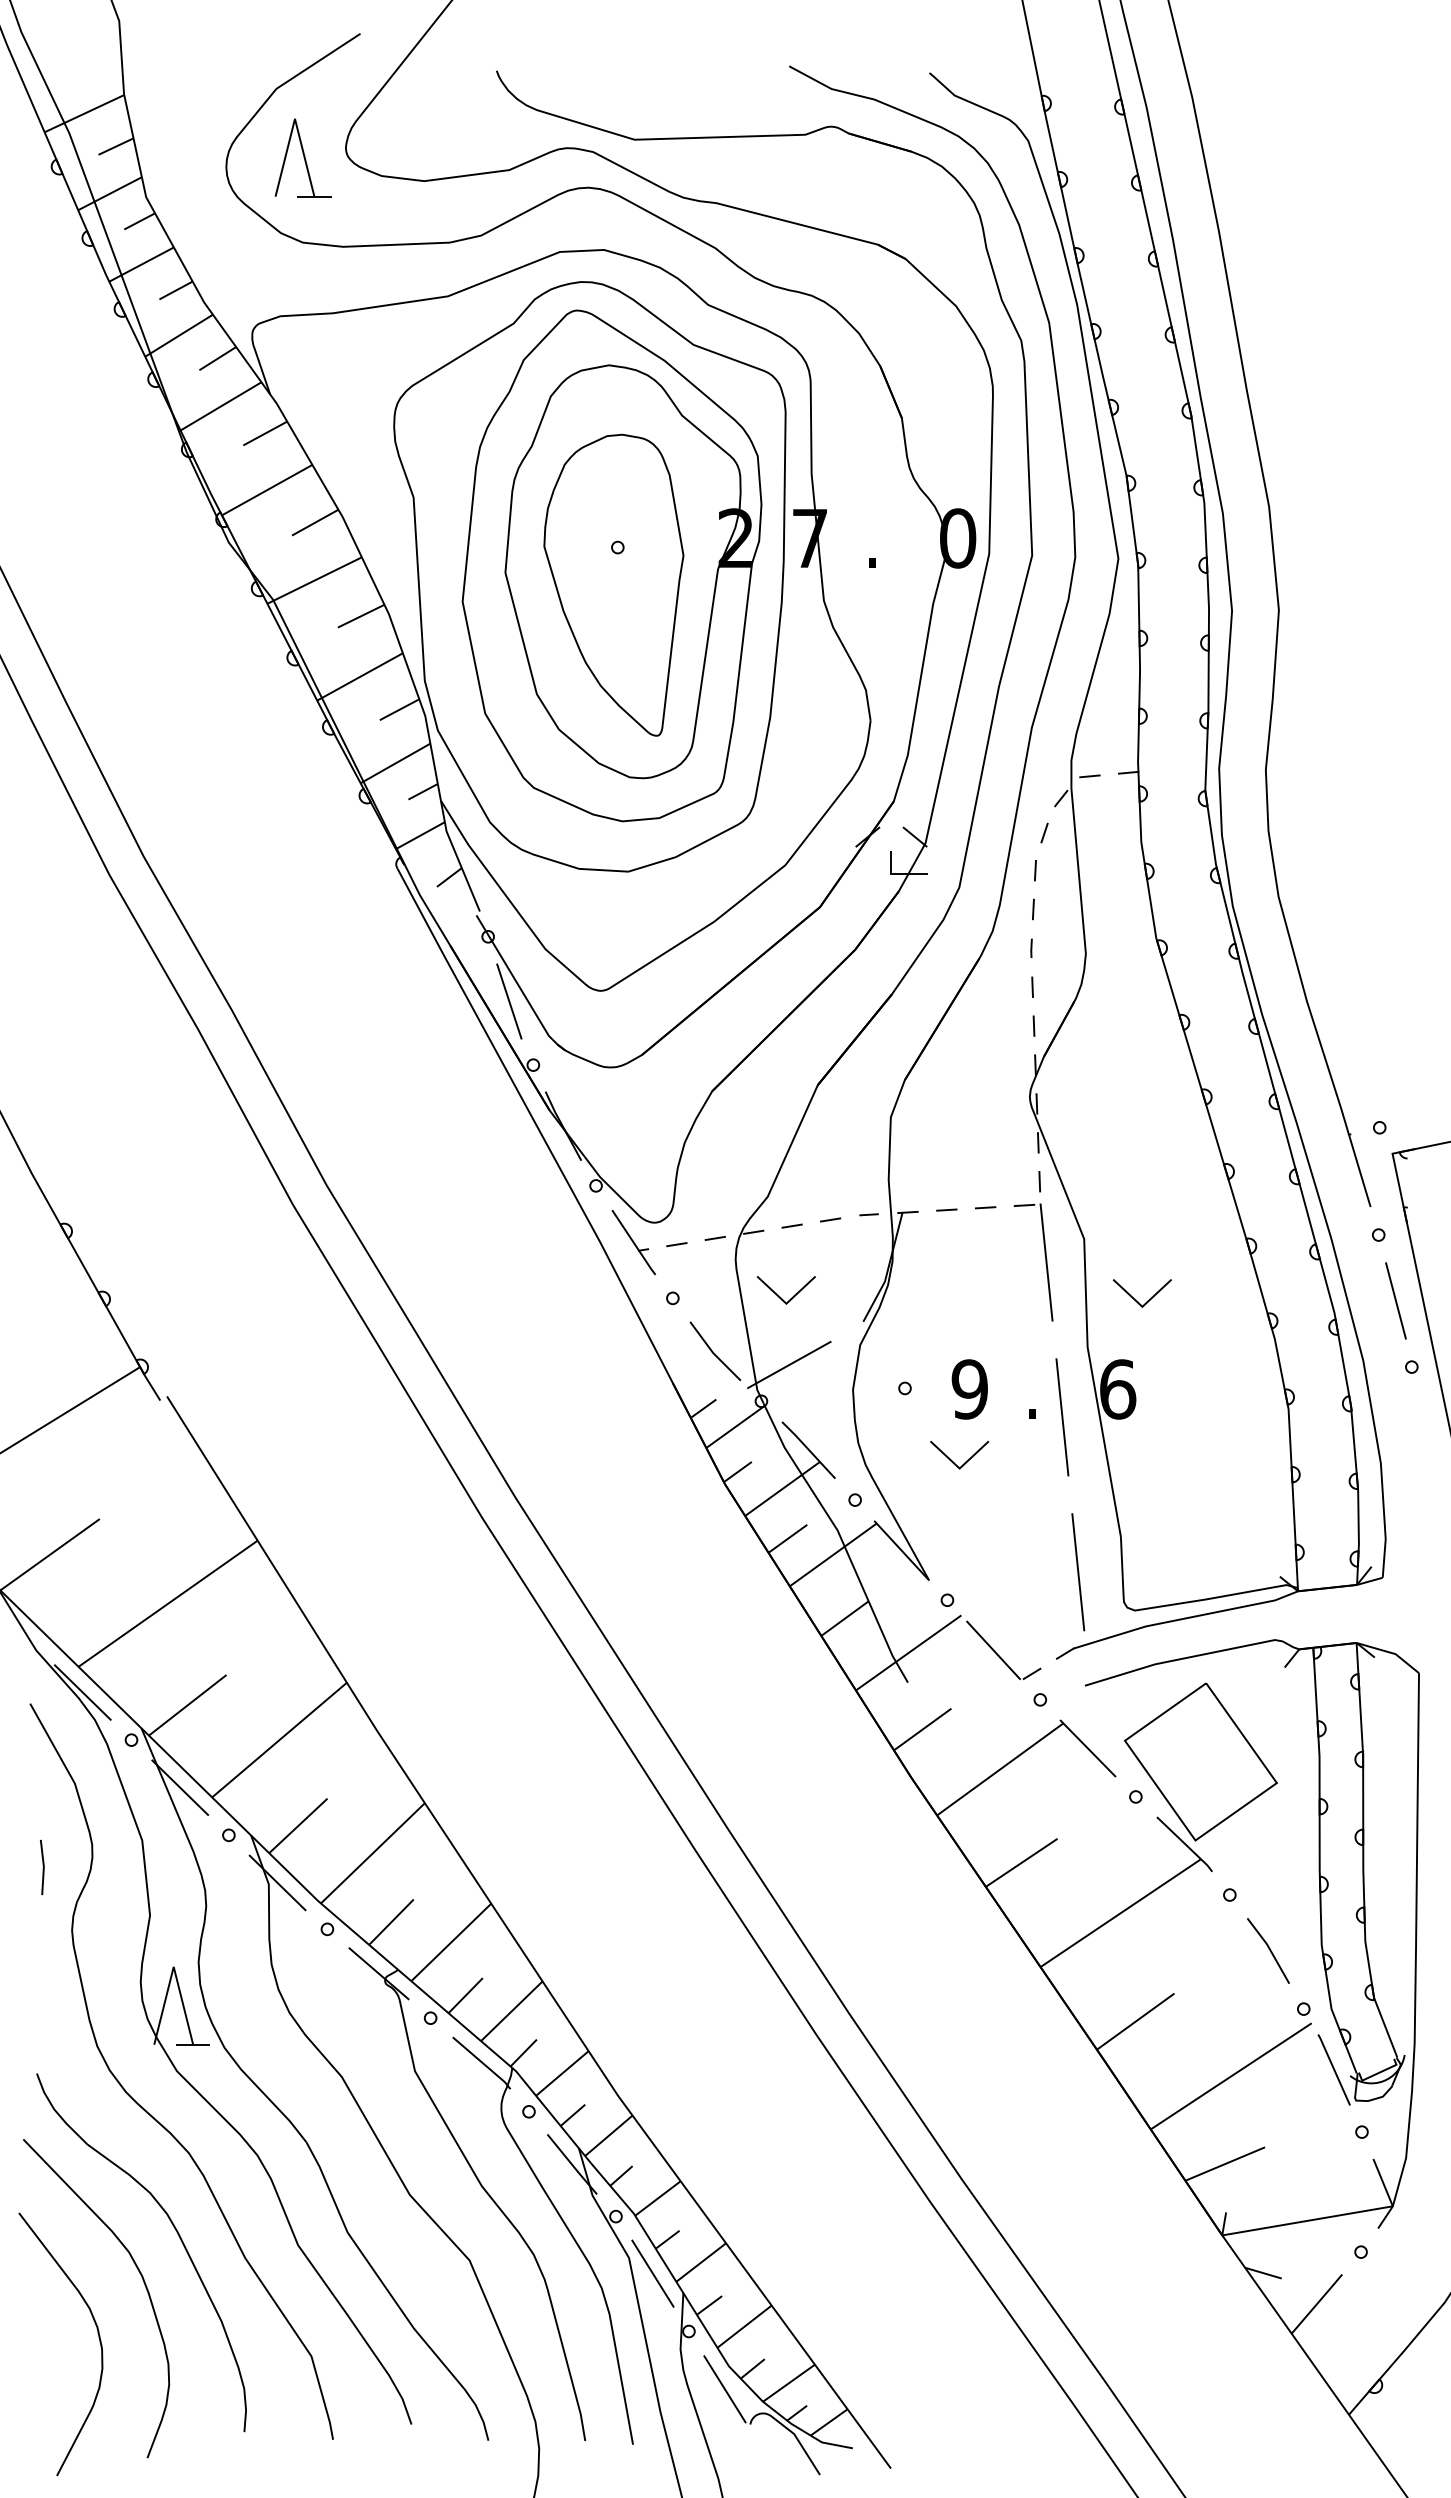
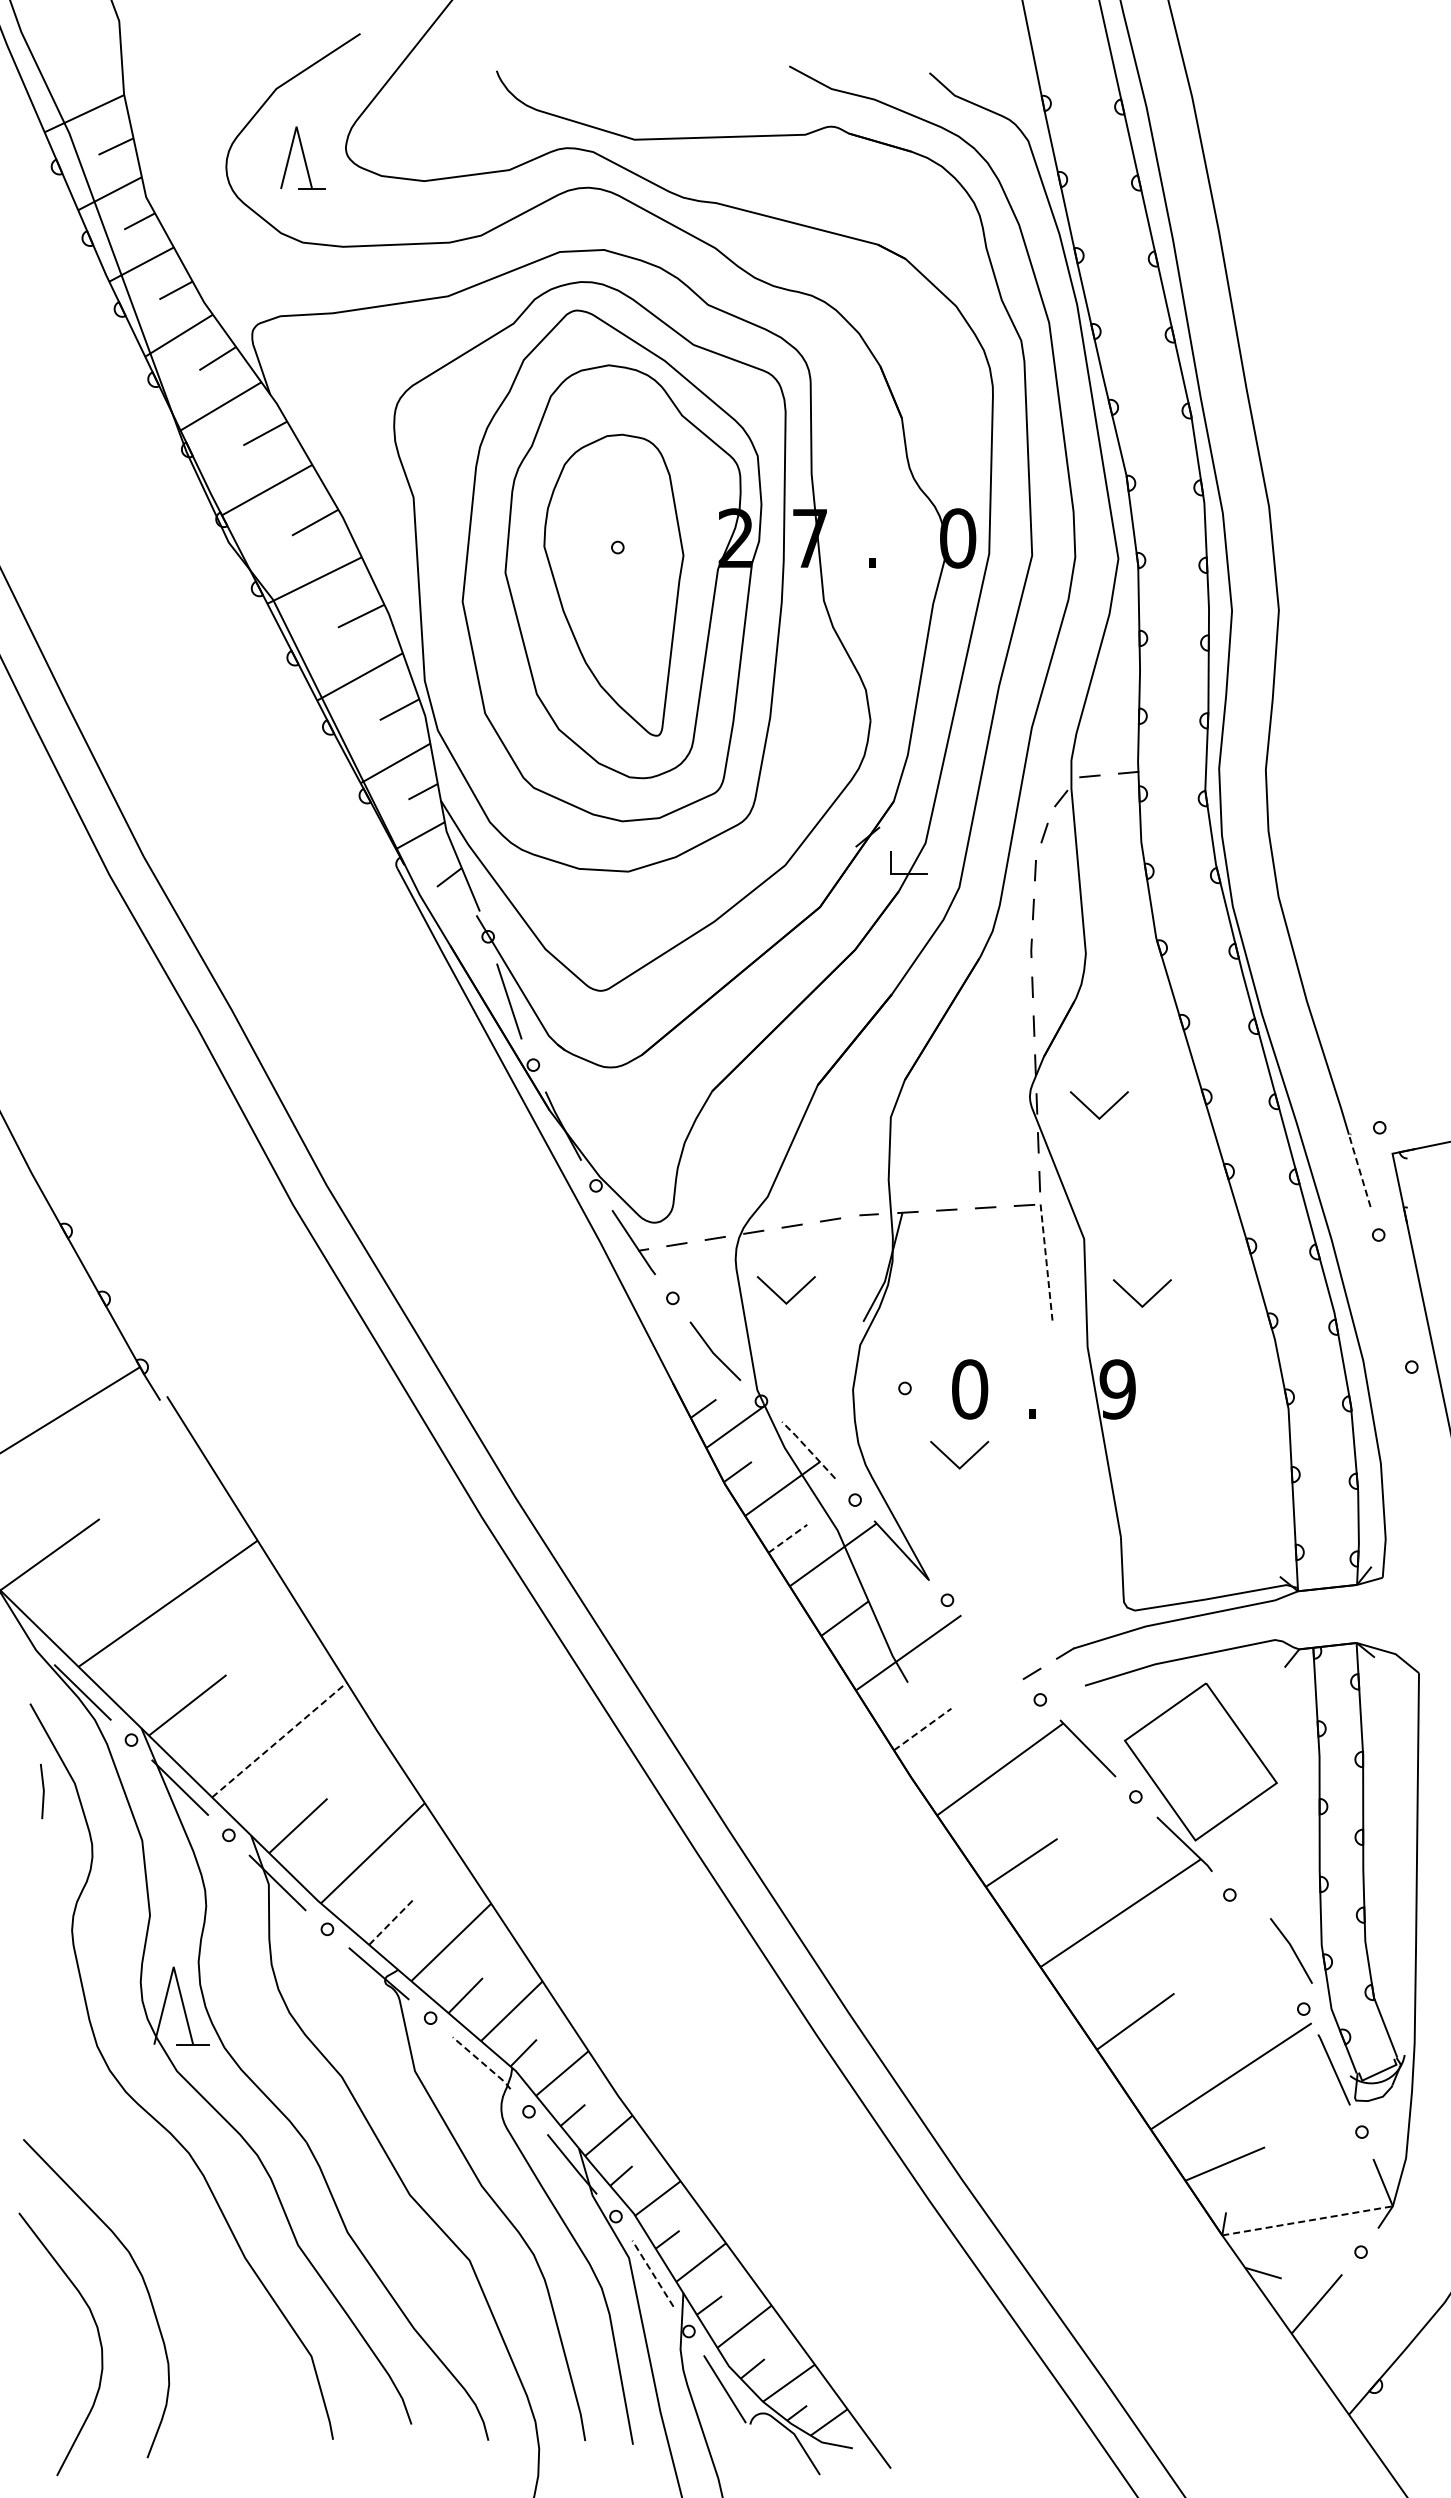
part size: 58x80 px -> 46x64 px (302, 157)
line: present -> none (914, 836)
line: none -> present (1093, 1111)
line: solid -> dashed (1359, 1168)
line: solid -> dashed (1046, 1263)
line: present -> none (1395, 1300)
line: present -> none (789, 1364)
text: 9 -> 0 (969, 1389)
text: 6 -> 9 (1117, 1389)
line: present -> none (1062, 1417)
line: solid -> dashed (808, 1449)
line: solid -> dashed (787, 1538)
line: present -> none (1078, 1572)
line: present -> none (993, 1650)
line: solid -> dashed (923, 1729)
line: solid -> dashed (279, 1739)
line position: (43, 1867) -> (43, 1791) (43, 1791)
line: solid -> dashed (391, 1922)
line position: (1268, 1949) -> (1291, 1949) (1291, 1949)
line: solid -> dashed (482, 2063)
line: solid -> dashed (1307, 2220)
curve: present -> none (177, 2234)
line: solid -> dashed (652, 2273)
